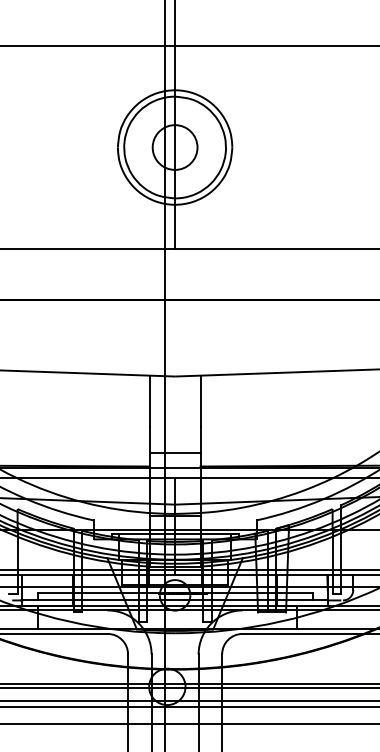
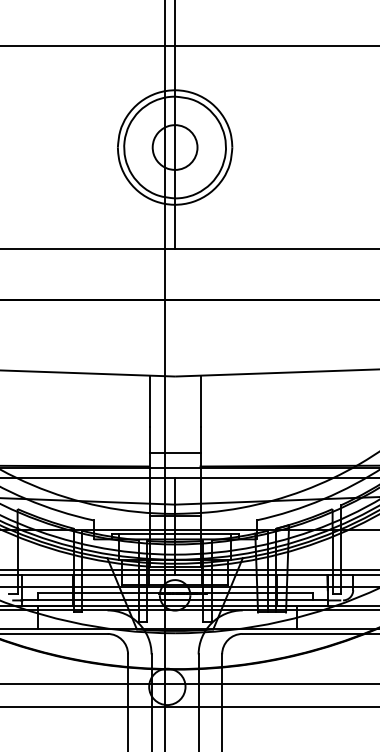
line: present -> none (189, 688)
line: present -> none (189, 700)
line: present -> none (189, 723)
